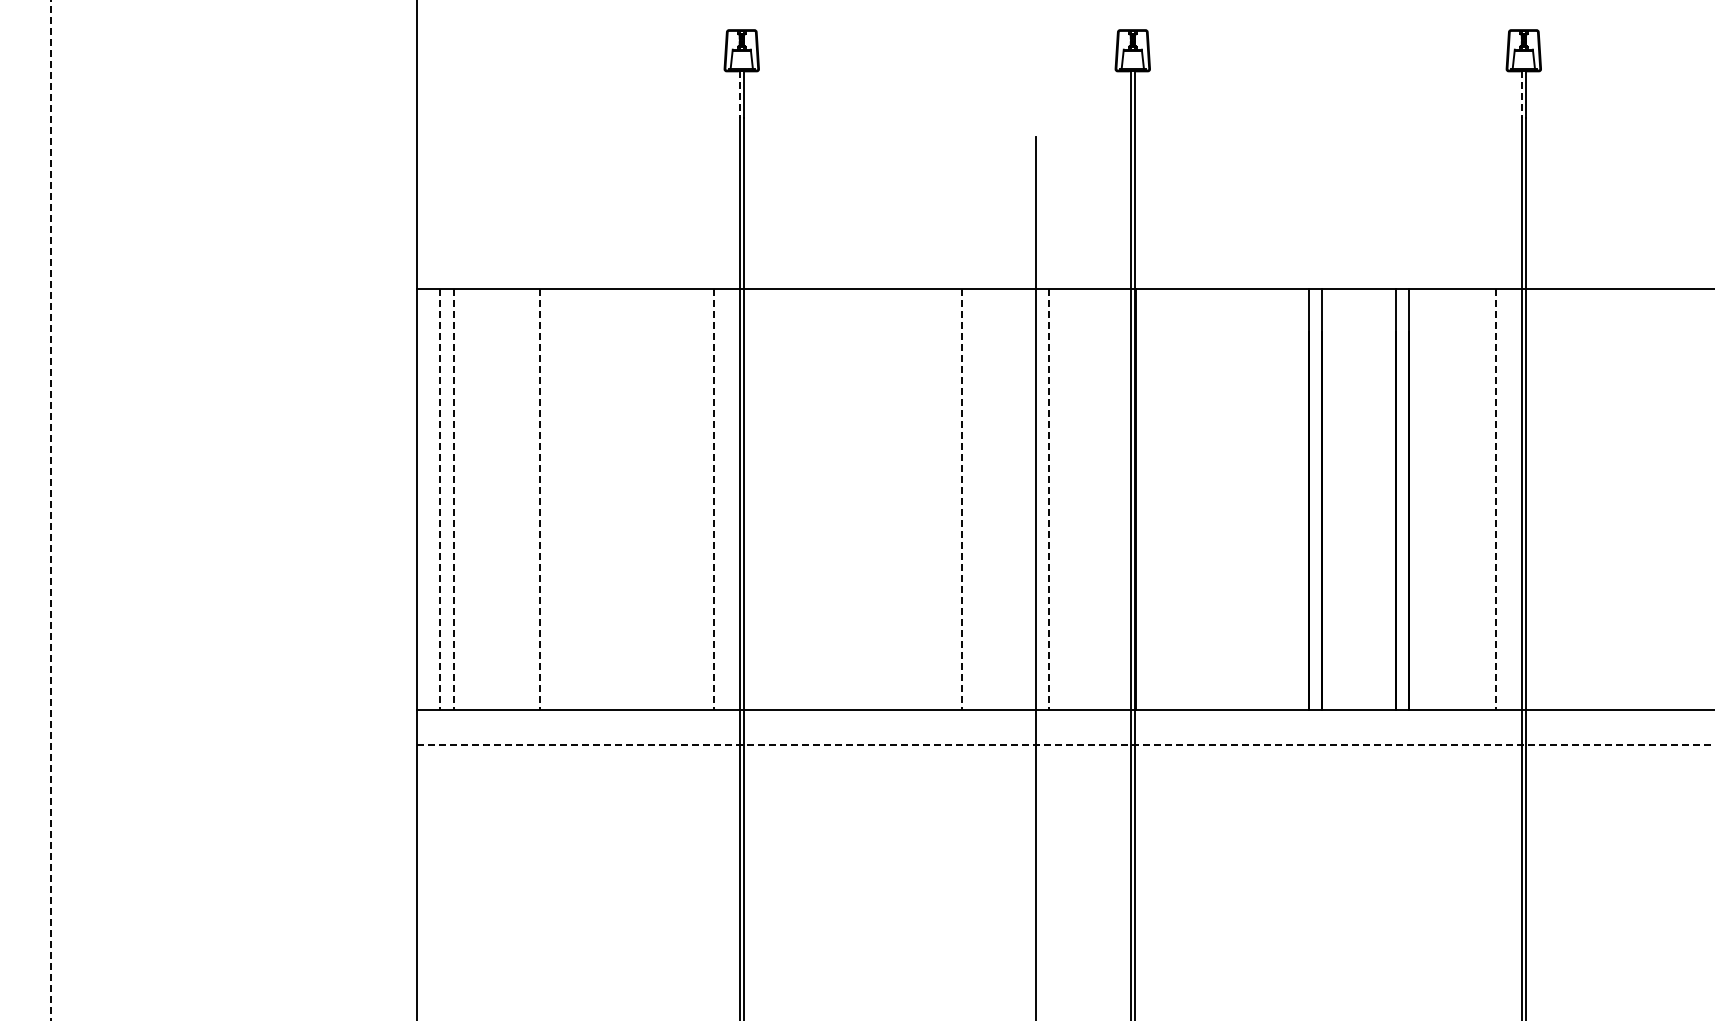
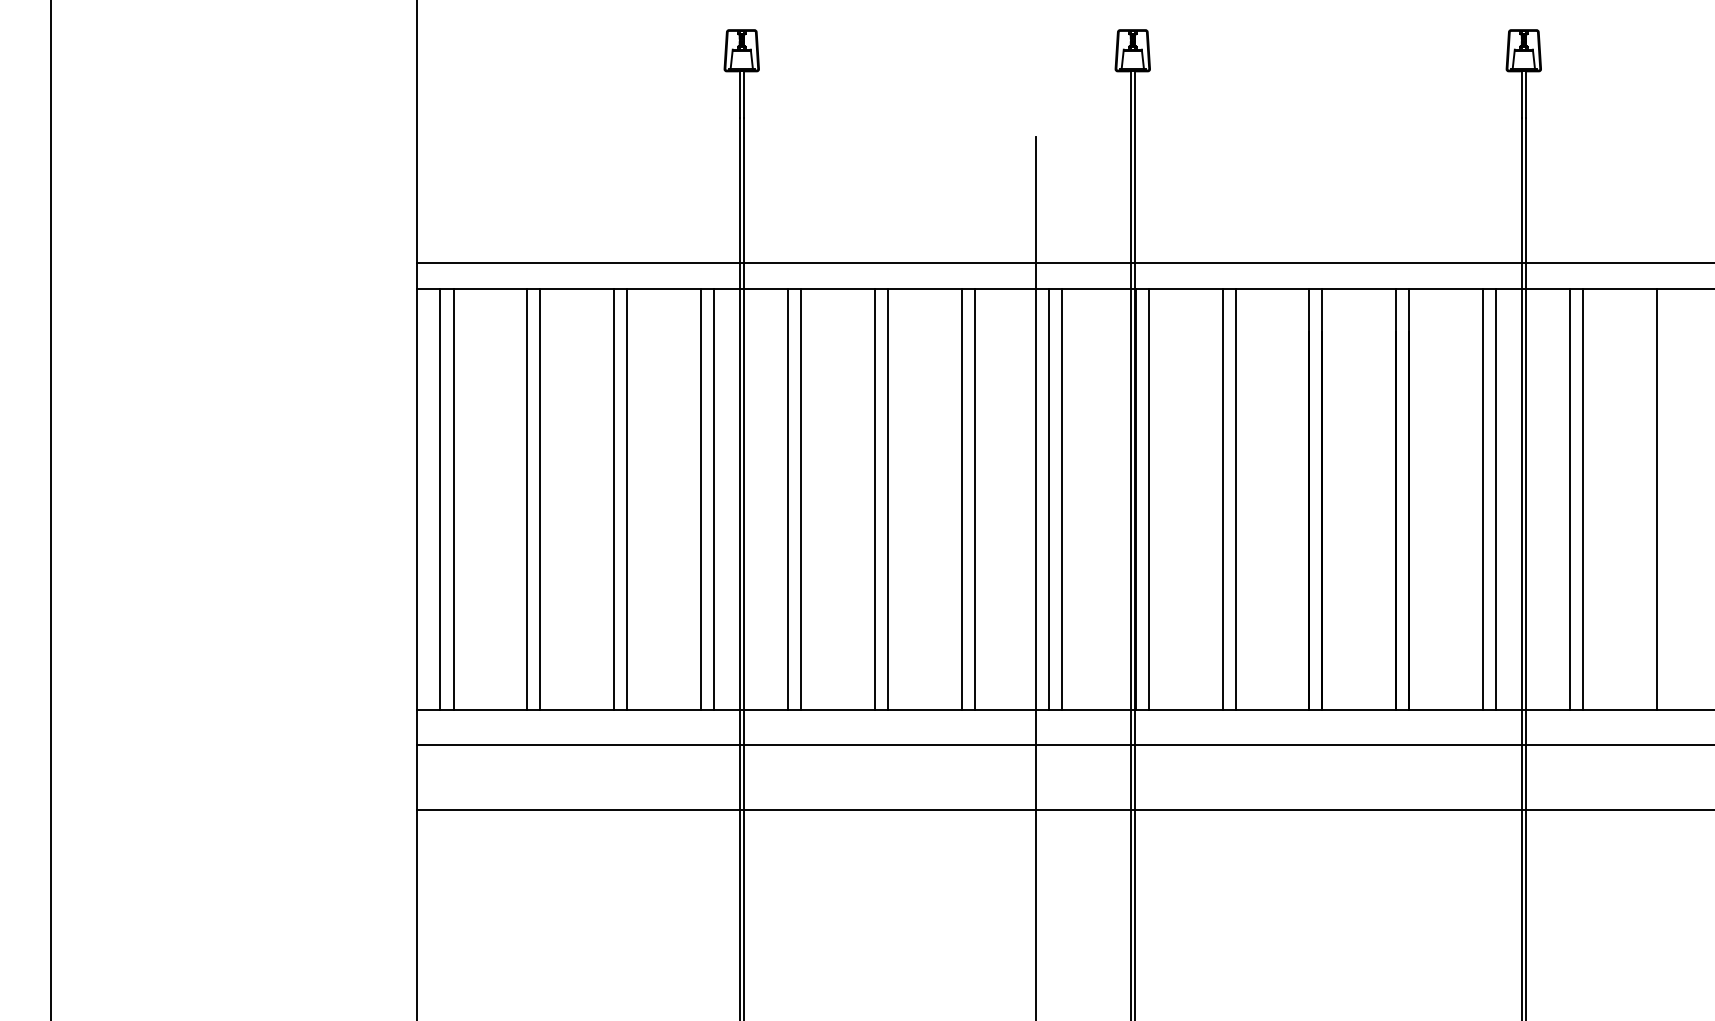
line: dashed -> solid (739, 94)
line: dashed -> solid (1521, 94)
line: none -> present (1063, 262)
line: dashed -> solid (440, 499)
line: dashed -> solid (453, 499)
line: none -> present (527, 499)
line: dashed -> solid (540, 499)
line: none -> present (614, 499)
line: none -> present (627, 499)
line: none -> present (701, 499)
line: dashed -> solid (714, 499)
line: none -> present (788, 499)
line: none -> present (801, 499)
line: none -> present (874, 499)
line: none -> present (888, 499)
line: dashed -> solid (961, 499)
line: none -> present (974, 499)
line: dashed -> solid (1048, 499)
line: none -> present (1061, 499)
line: none -> present (1148, 499)
line: none -> present (1222, 499)
line: none -> present (1235, 499)
line: none -> present (1483, 499)
line: dashed -> solid (1496, 499)
line: none -> present (1570, 499)
line: none -> present (1583, 499)
line: none -> present (1657, 499)
line: dashed -> solid (51, 510)
line: dashed -> solid (1065, 745)
line: none -> present (1063, 810)
